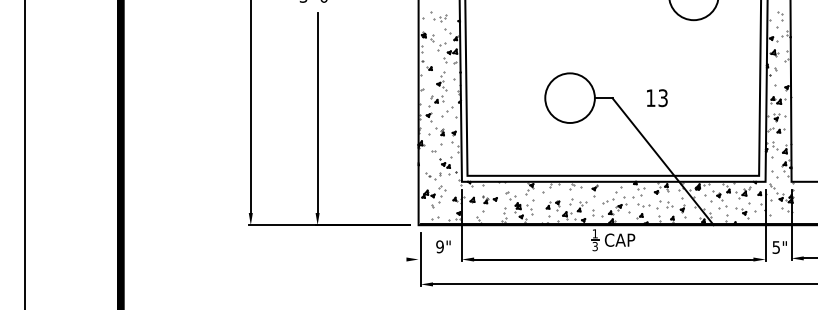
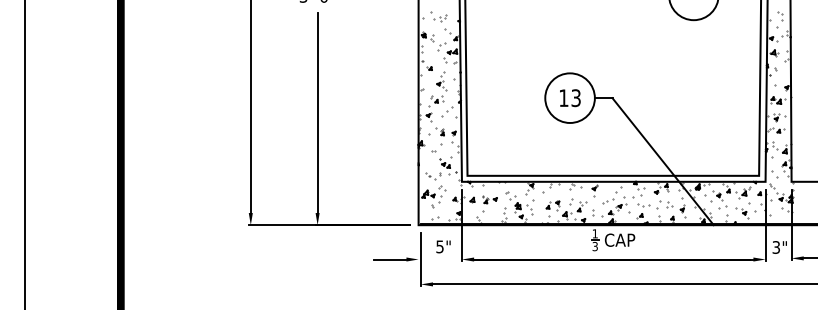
text position: (657, 98) -> (570, 98) (570, 98)
text: 9" -> 5" (439, 246)
text: 5" -> 3" (776, 247)
line: none -> present (389, 259)
